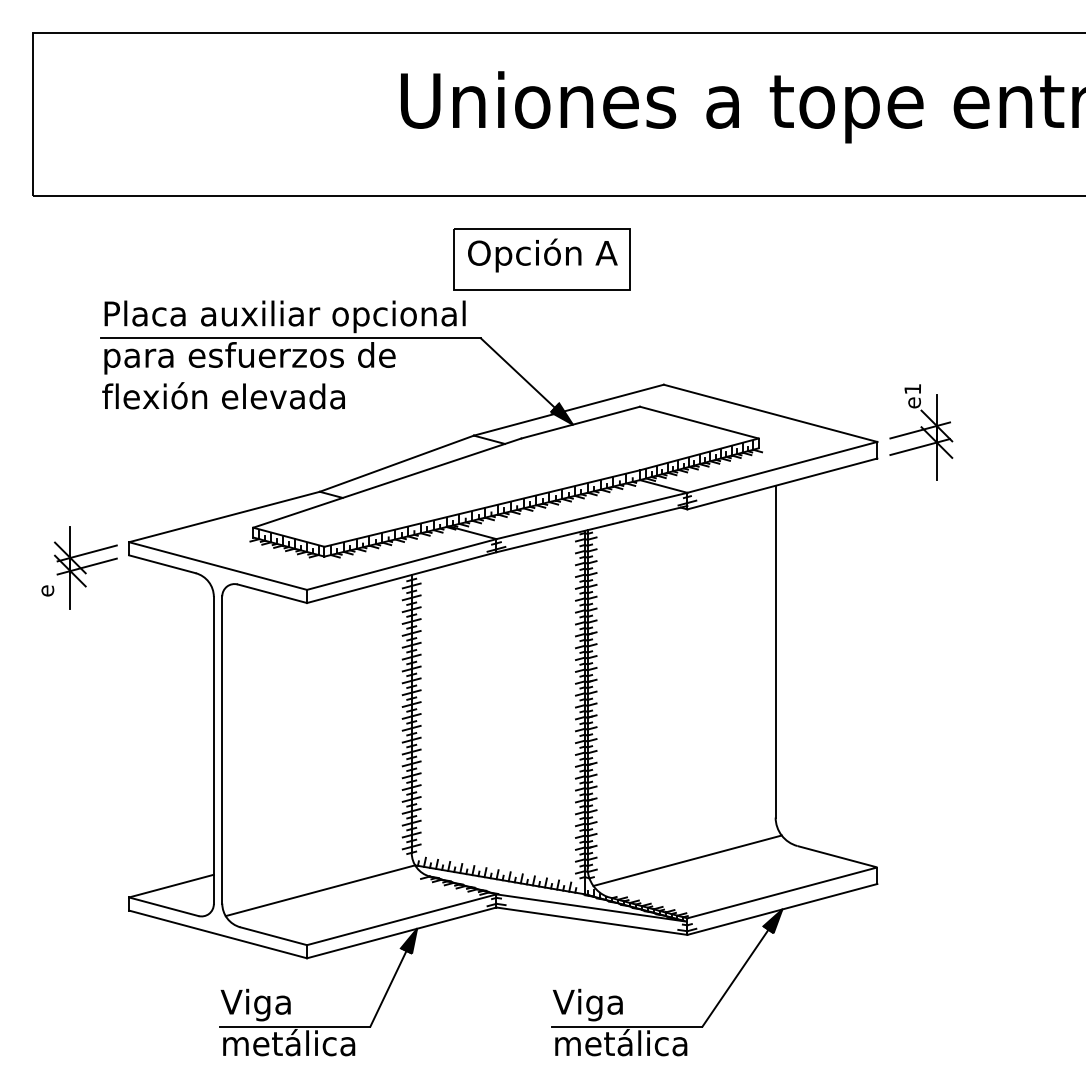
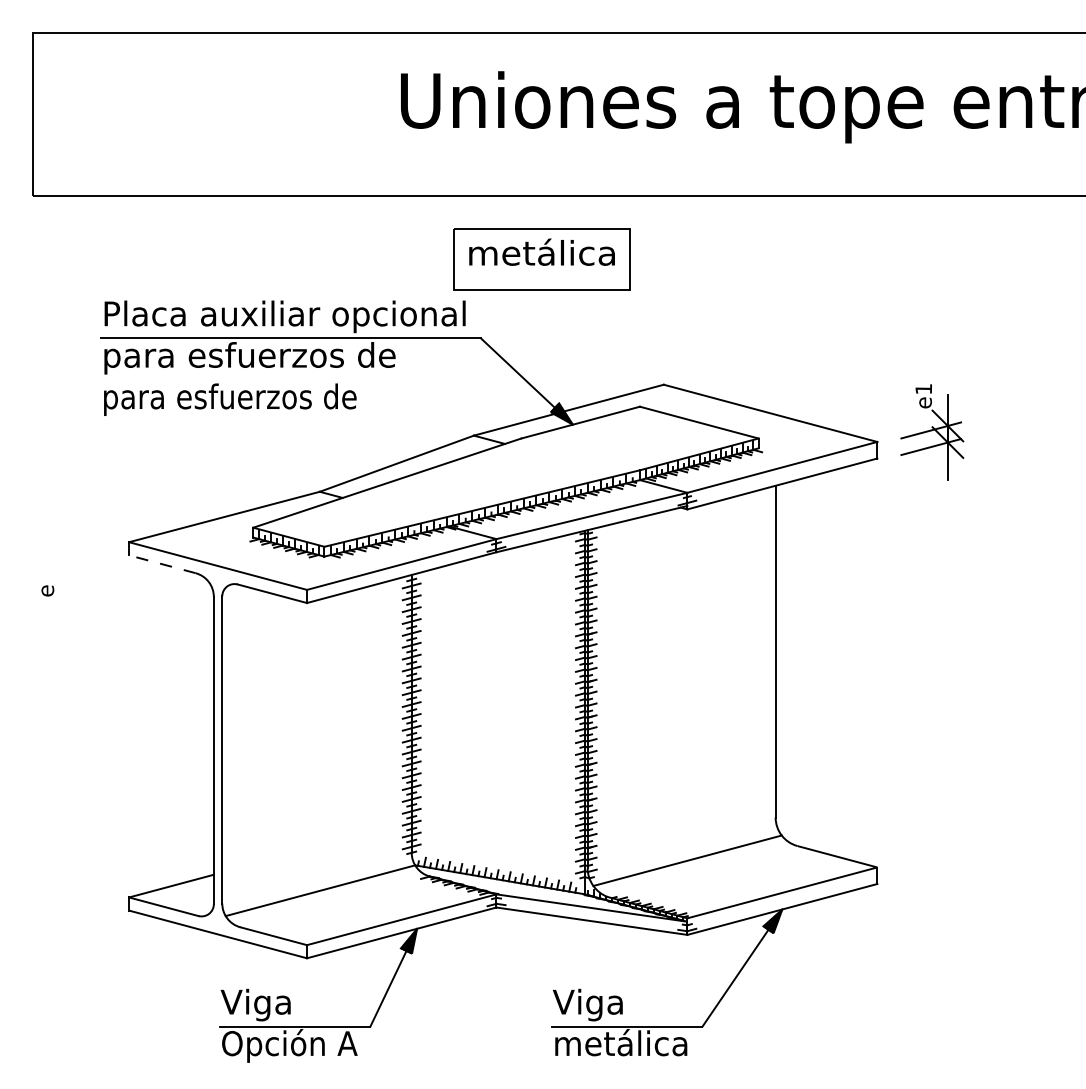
text: Opción A -> metálica (542, 255)
text: flexión elevada -> para esfuerzos de (229, 398)
part position: (921, 432) -> (932, 432) (932, 432)
line: solid -> dashed (161, 564)
part: present -> none (85, 567)
text: metálica -> Opción A (289, 1045)
